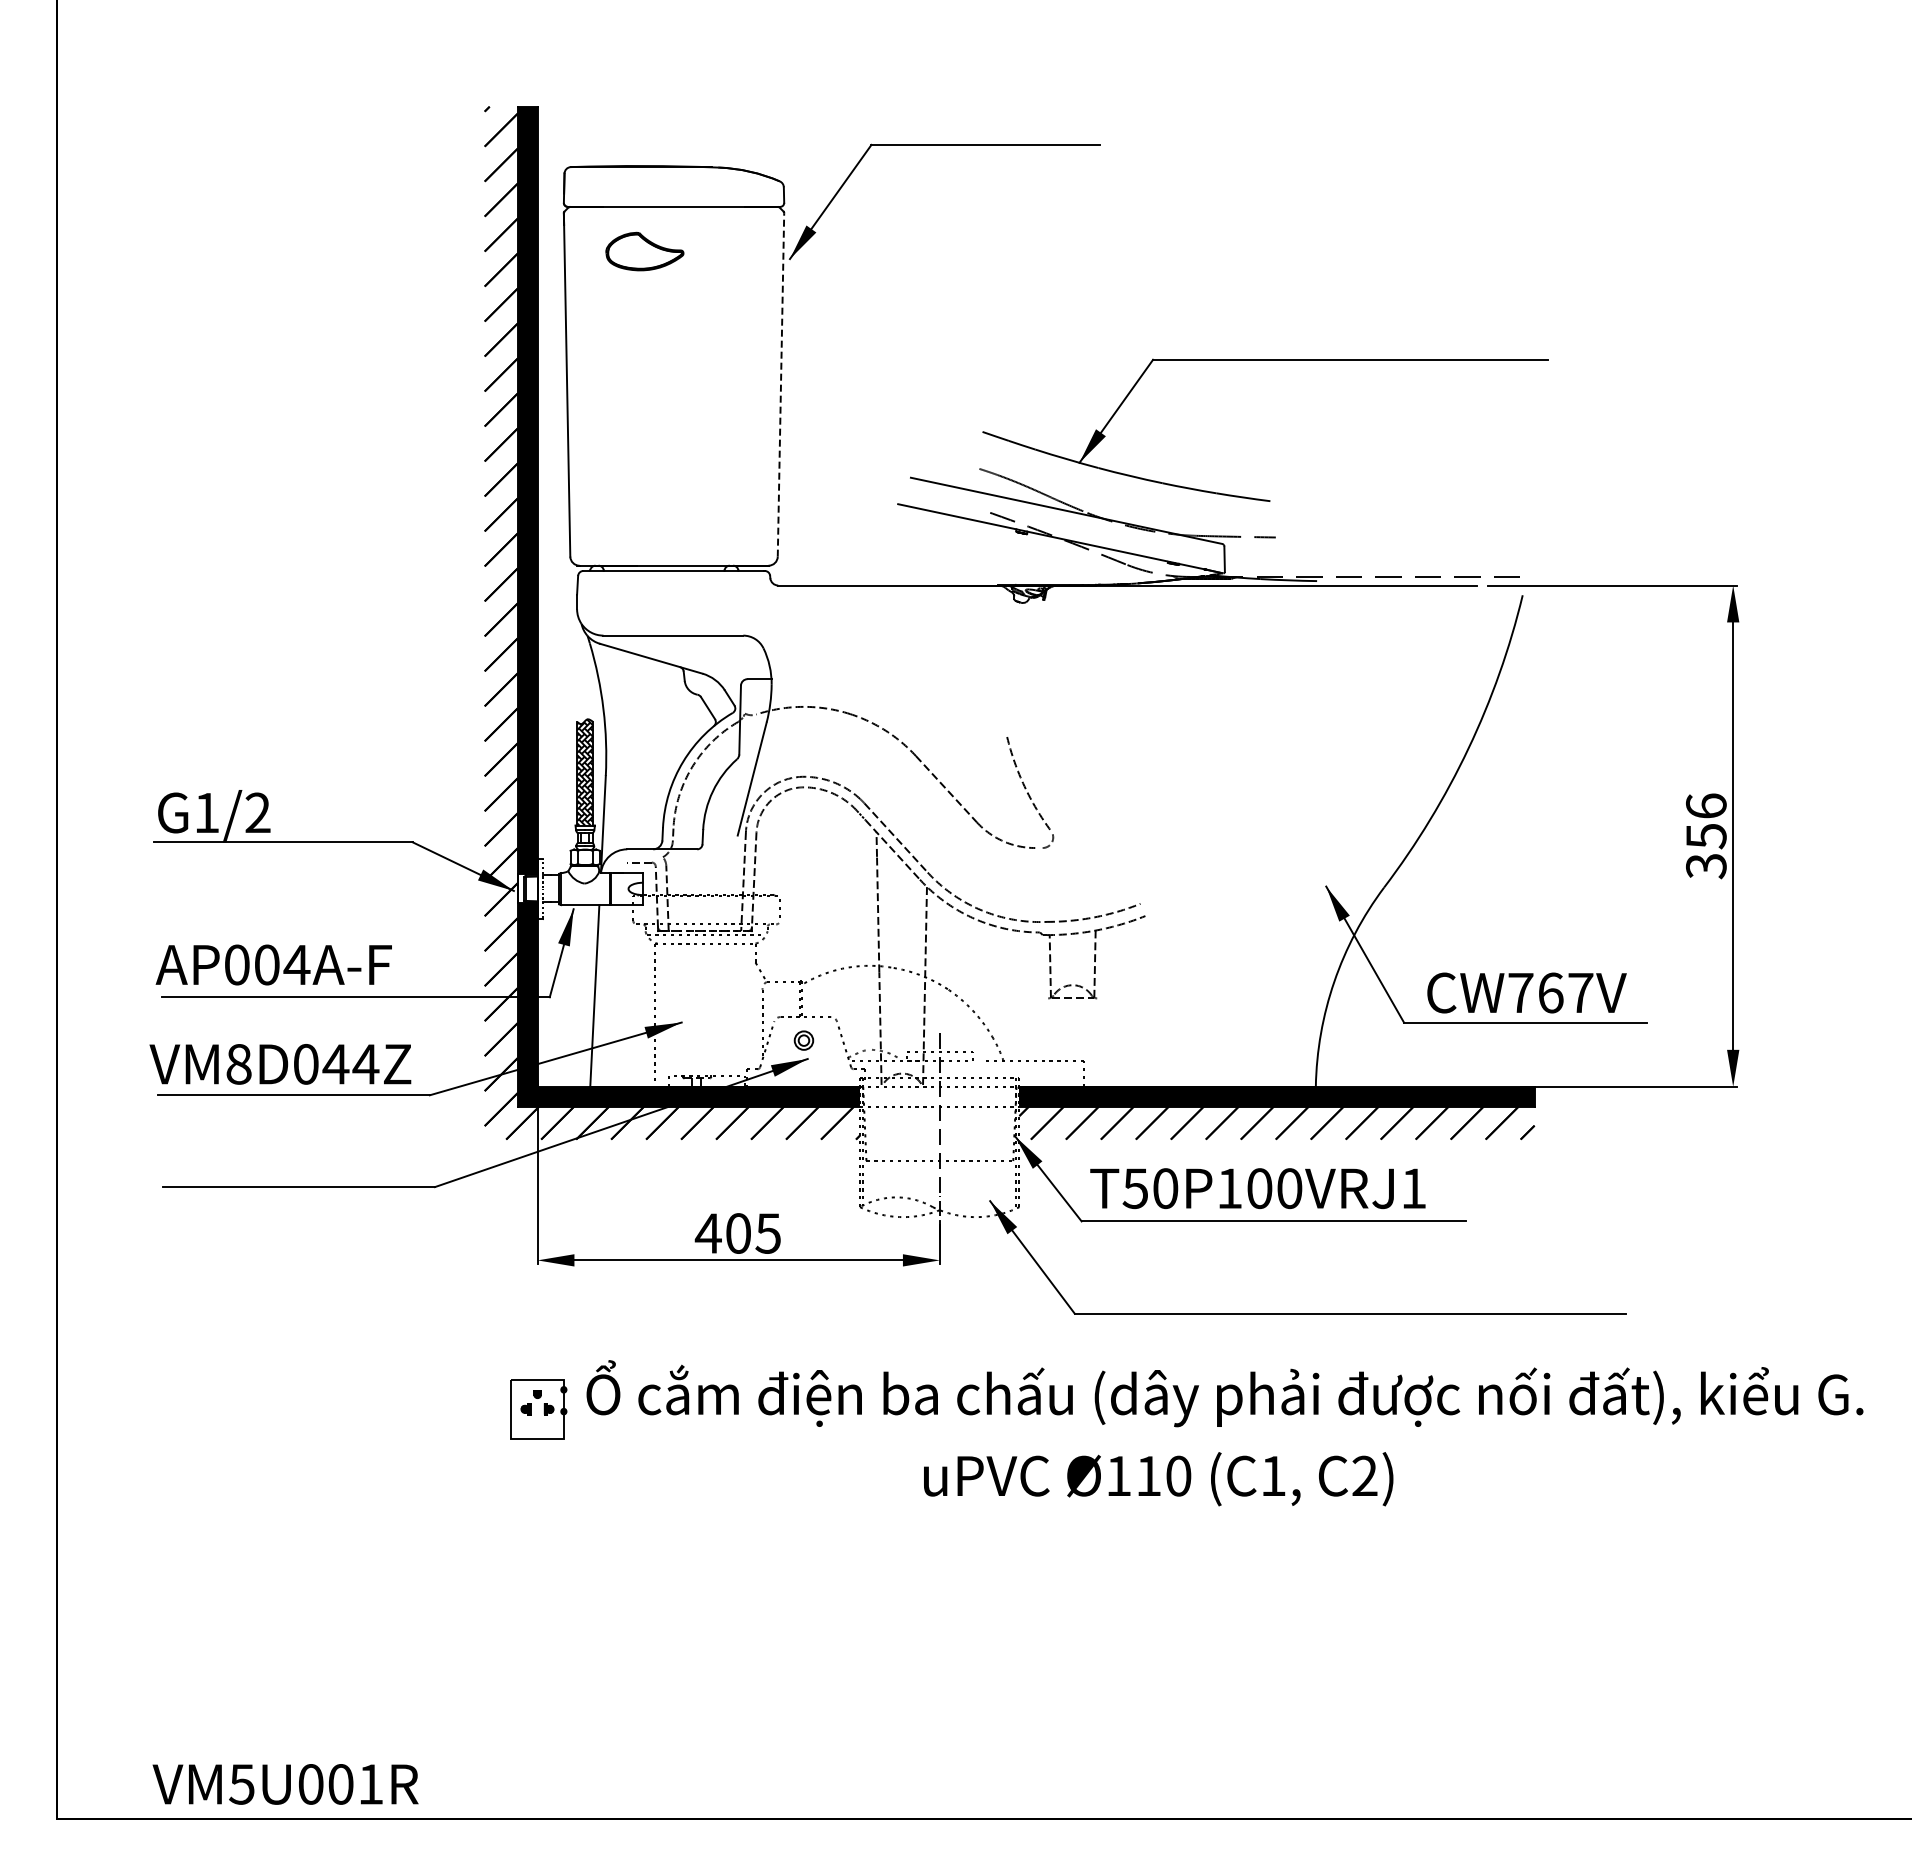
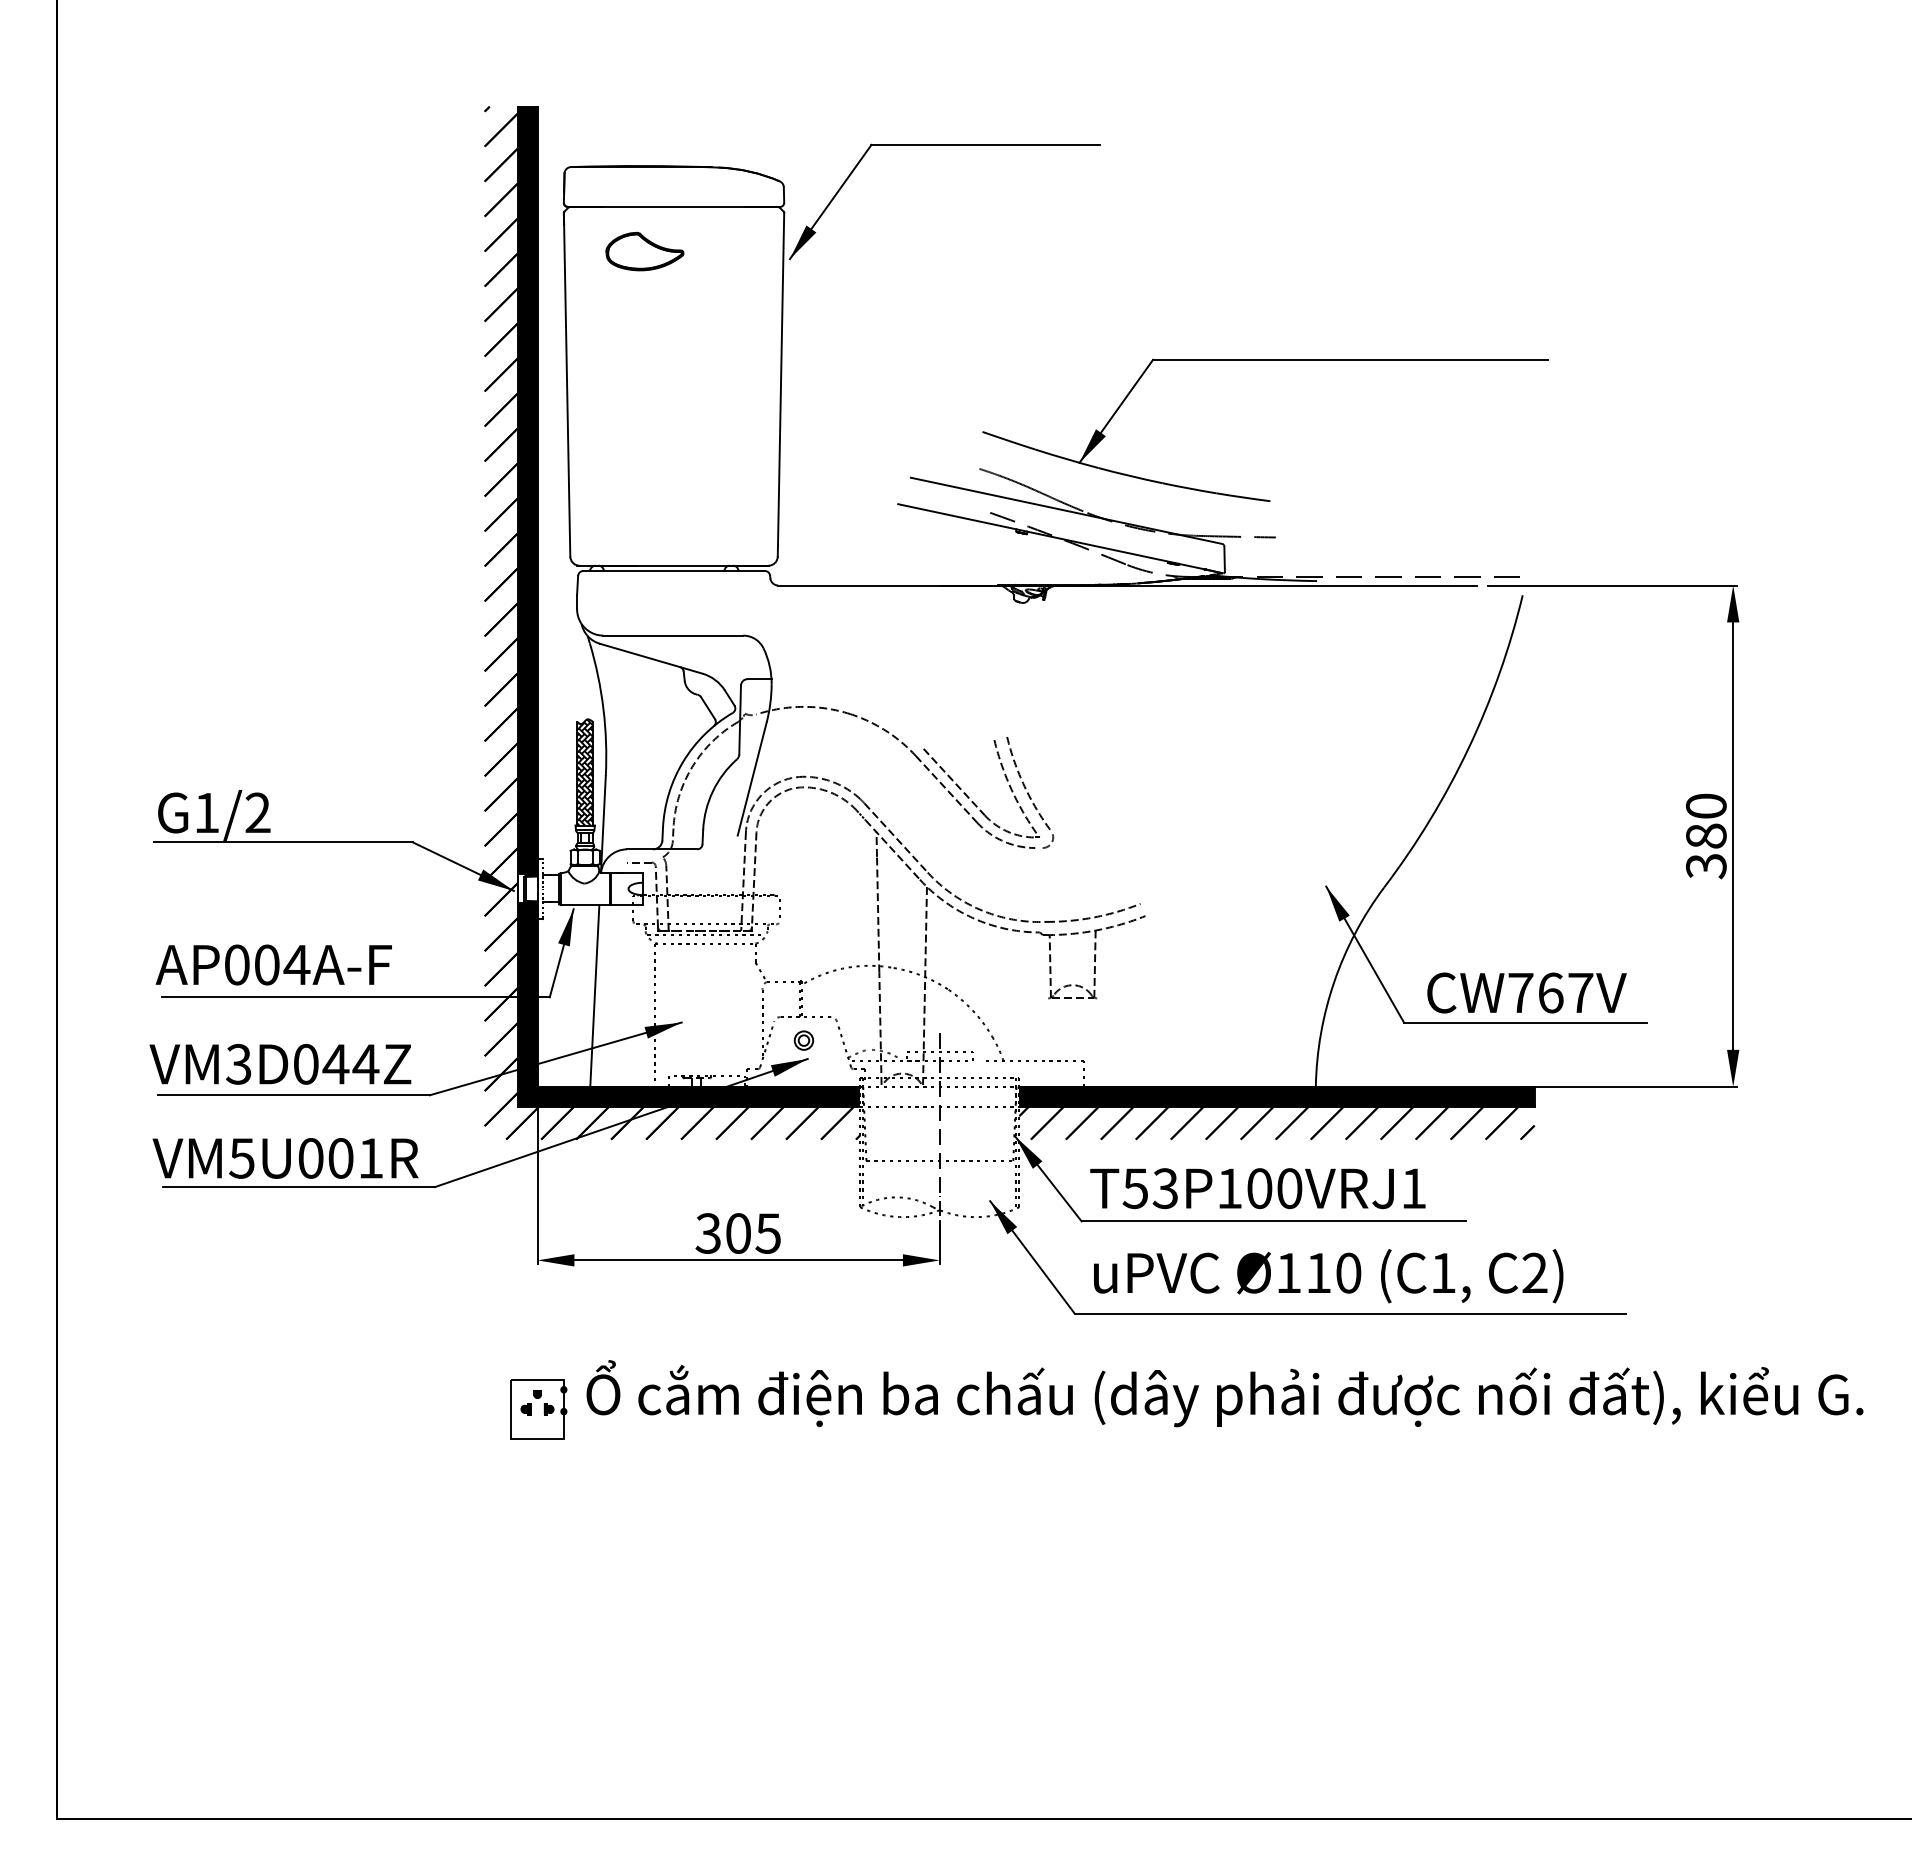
line: dashed -> solid (780, 384)
part: none -> present (969, 797)
text: 356 -> 380 (1706, 821)
text: VM8D044Z -> VM3D044Z (238, 1064)
text: T50P100VRJ1 -> T53P100VRJ1 (1165, 1188)
text: 405 -> 305 (707, 1233)
text position: (1158, 1479) -> (1328, 1276) (1328, 1276)
text position: (285, 1784) -> (285, 1158) (285, 1158)
